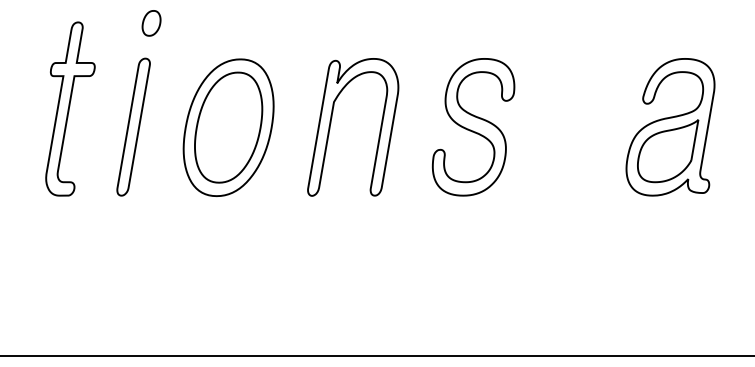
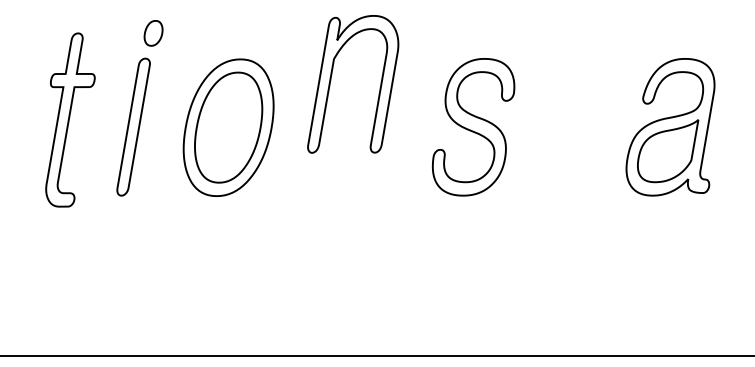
part position: (151, 23) -> (153, 33) (153, 33)
part position: (70, 108) -> (70, 119) (70, 119)
part position: (331, 123) -> (331, 80) (331, 80)
